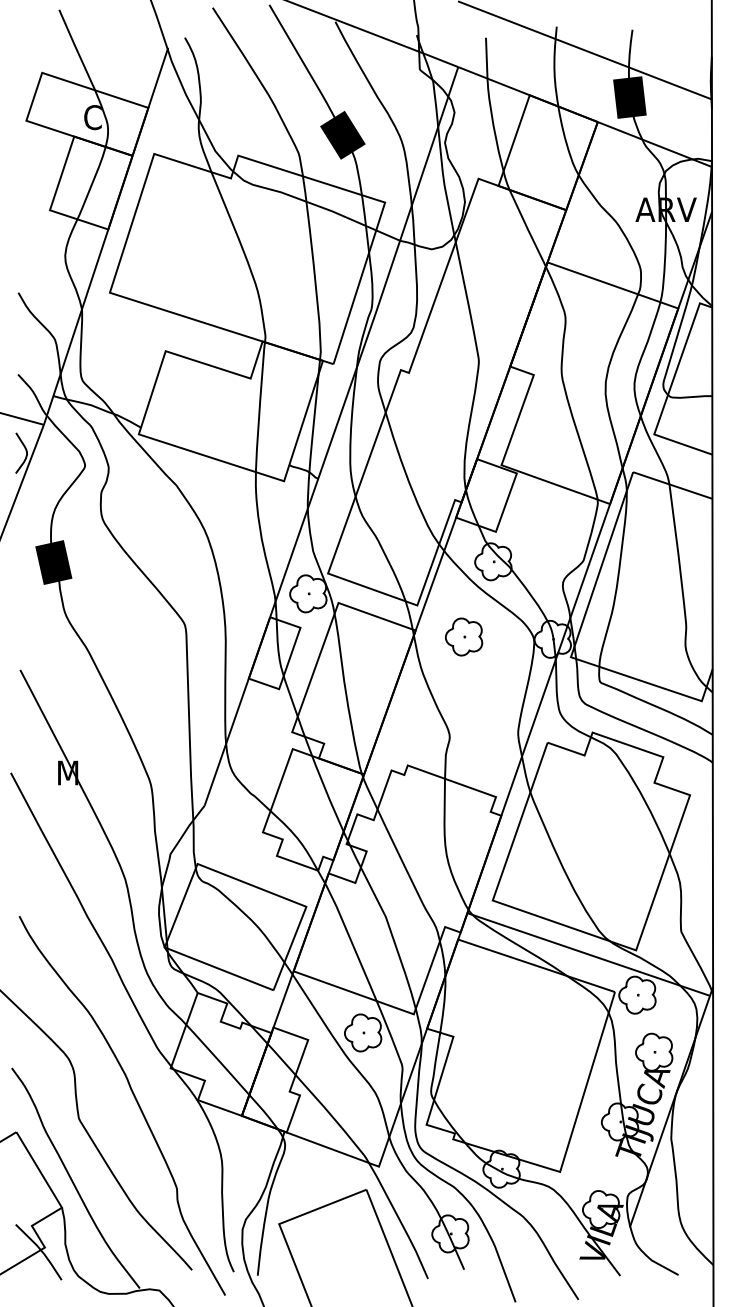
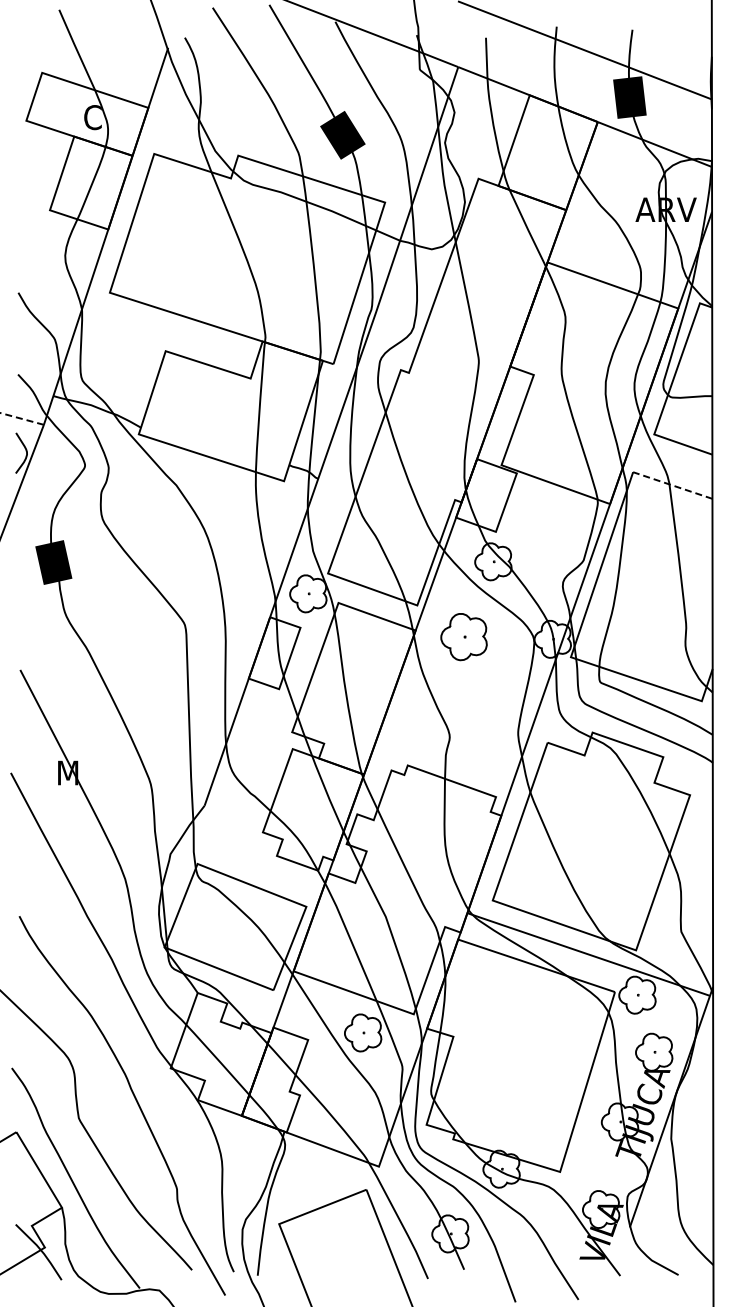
line: solid -> dashed (21, 418)
line: solid -> dashed (672, 485)
part size: 40x40 px -> 48x49 px (463, 637)
